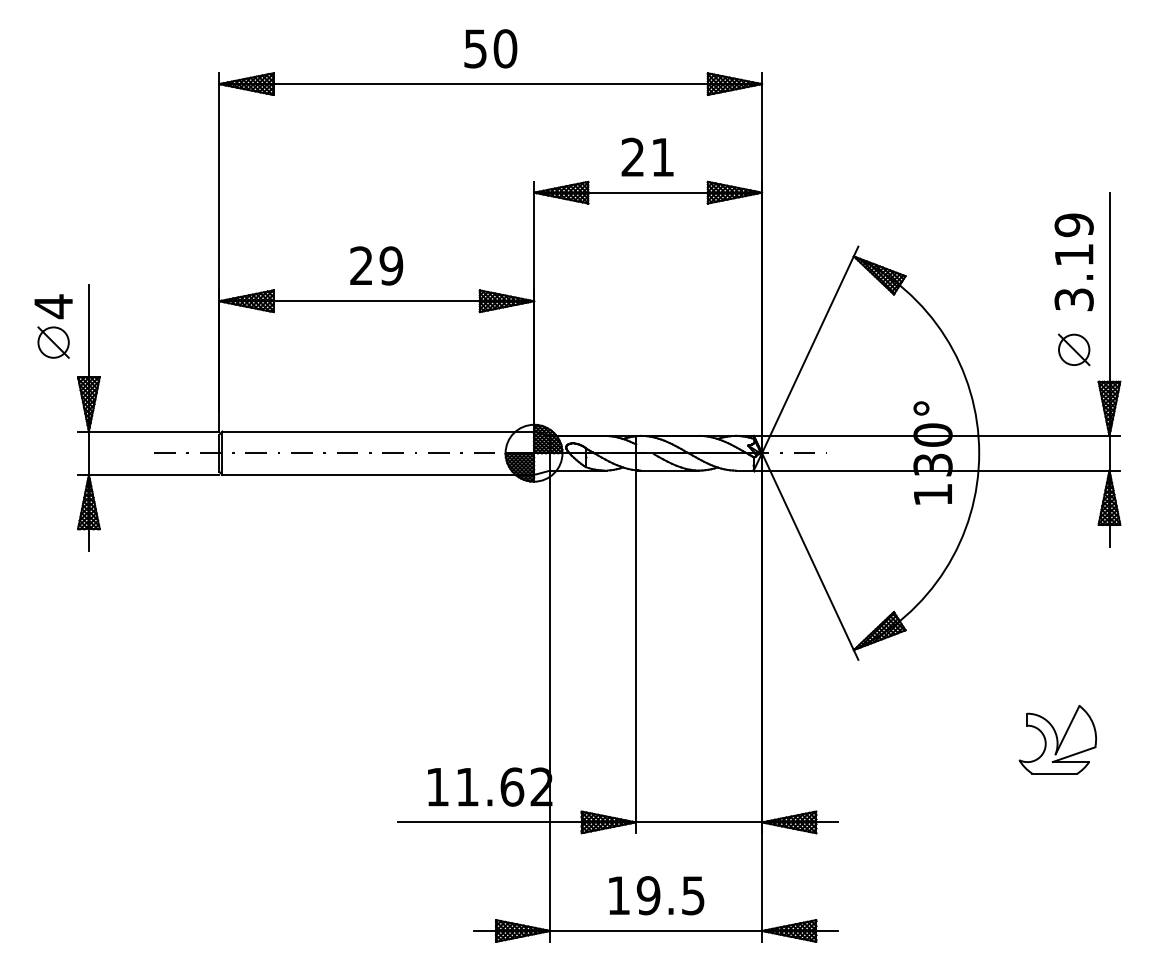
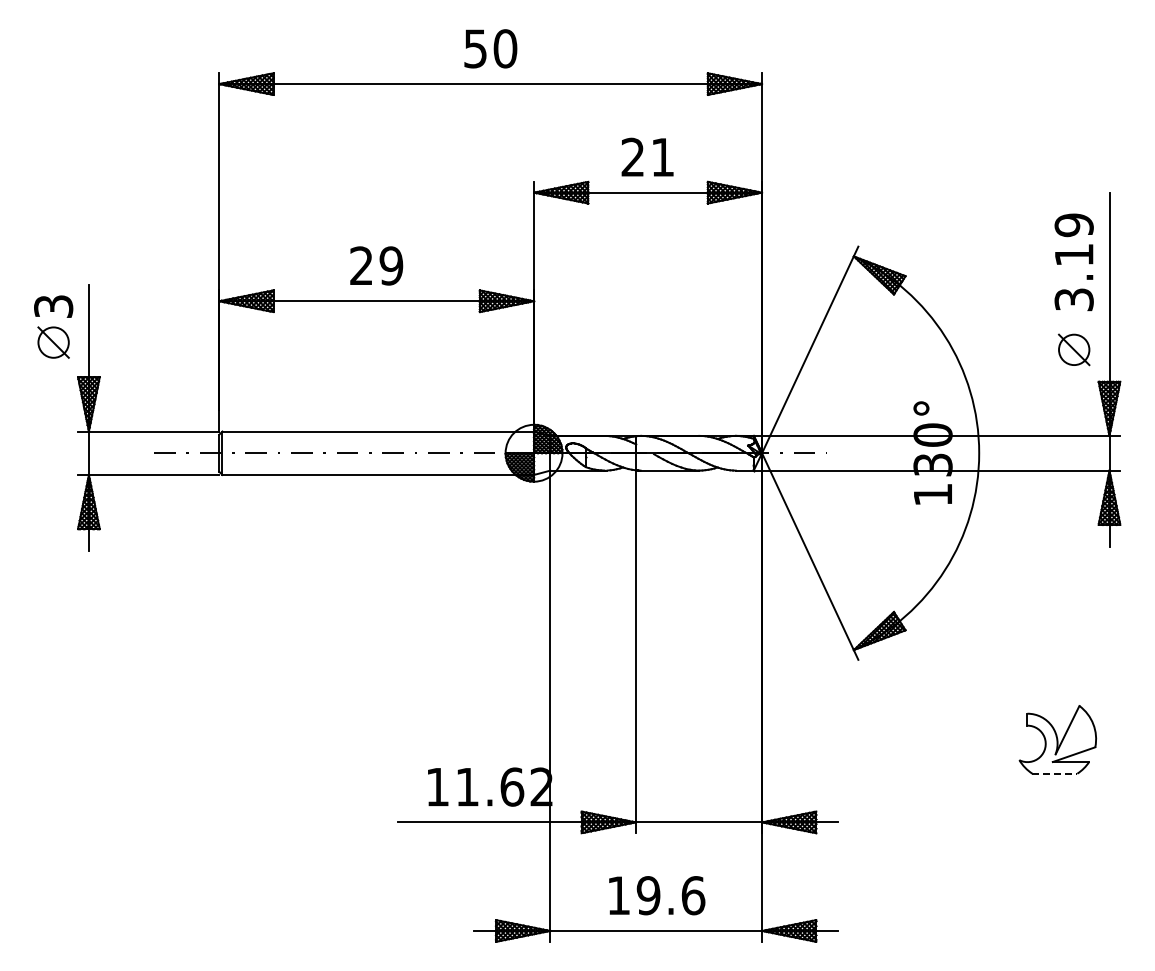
text: 4 -> 3 (53, 306)
line: solid -> dashed (1055, 773)
text: 19.5 -> 19.6 (693, 895)
